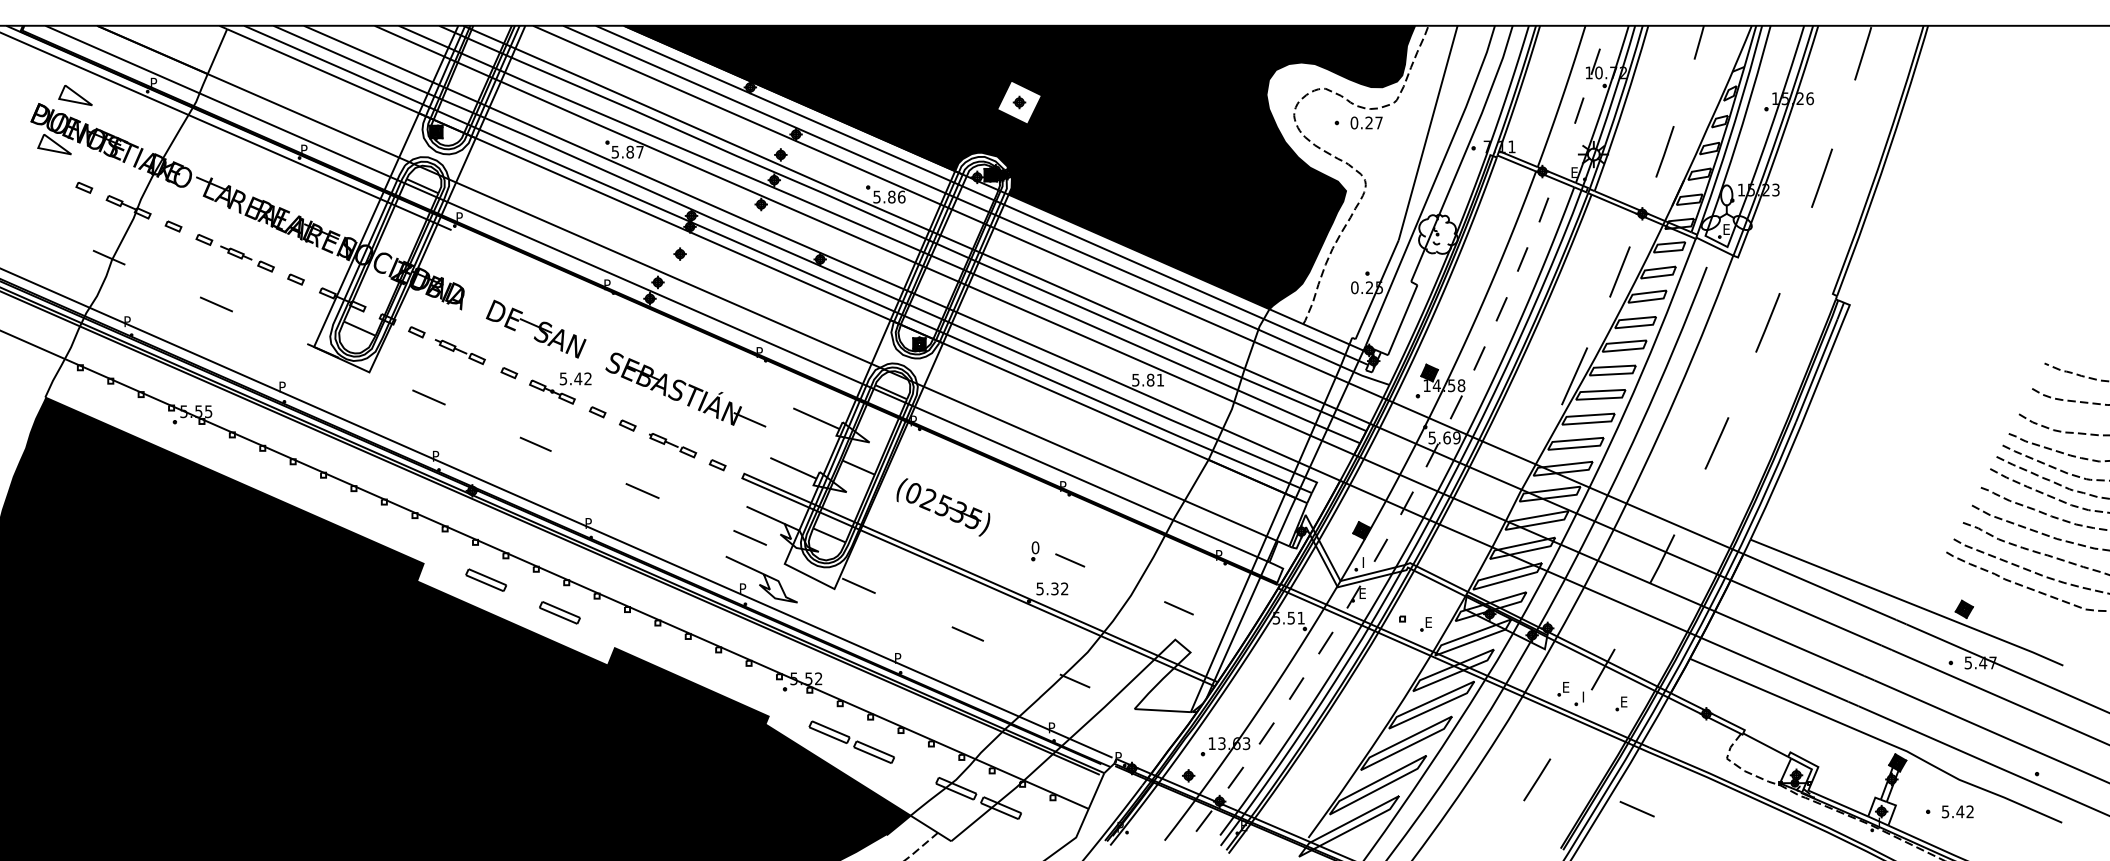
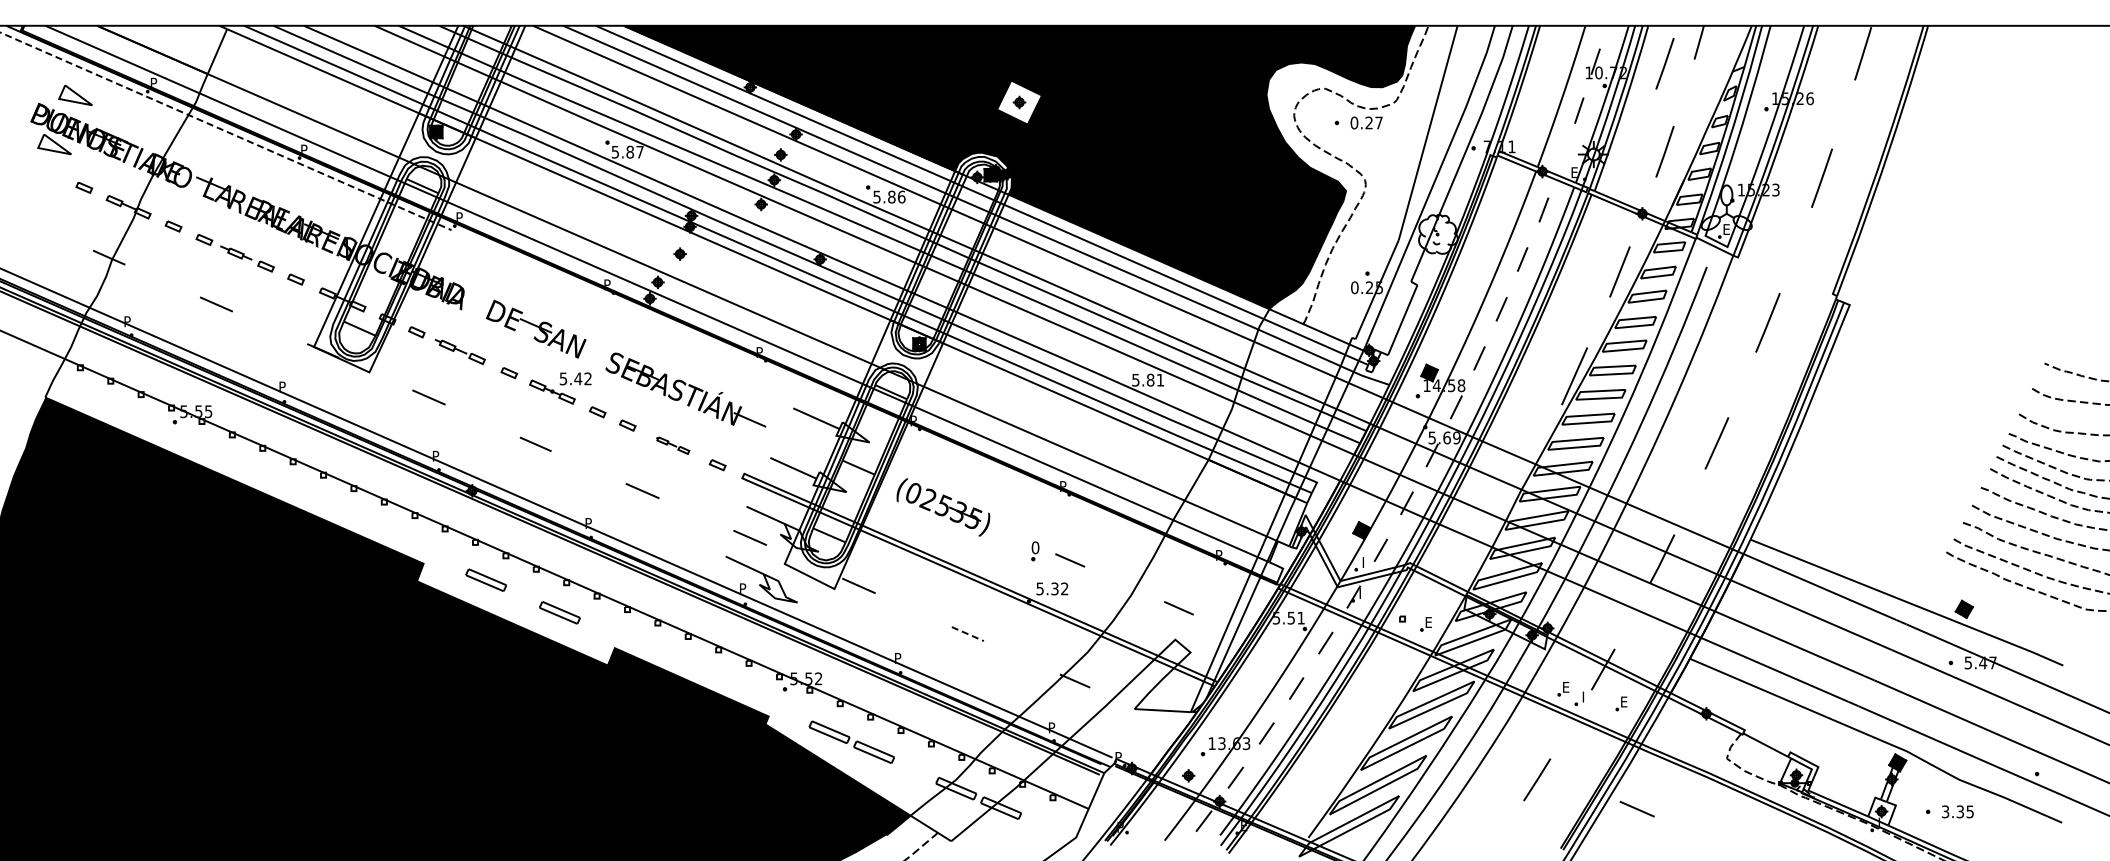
line: none -> present (1664, 63)
line: solid -> dashed (226, 131)
part size: 49x26 px -> 35x19 px (673, 445)
text: E -> I (1363, 593)
line: solid -> dashed (968, 634)
text: 5.42 -> 3.35 (1957, 811)
